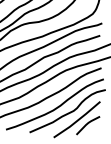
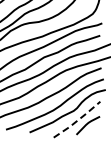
line: solid -> dashed (77, 120)
